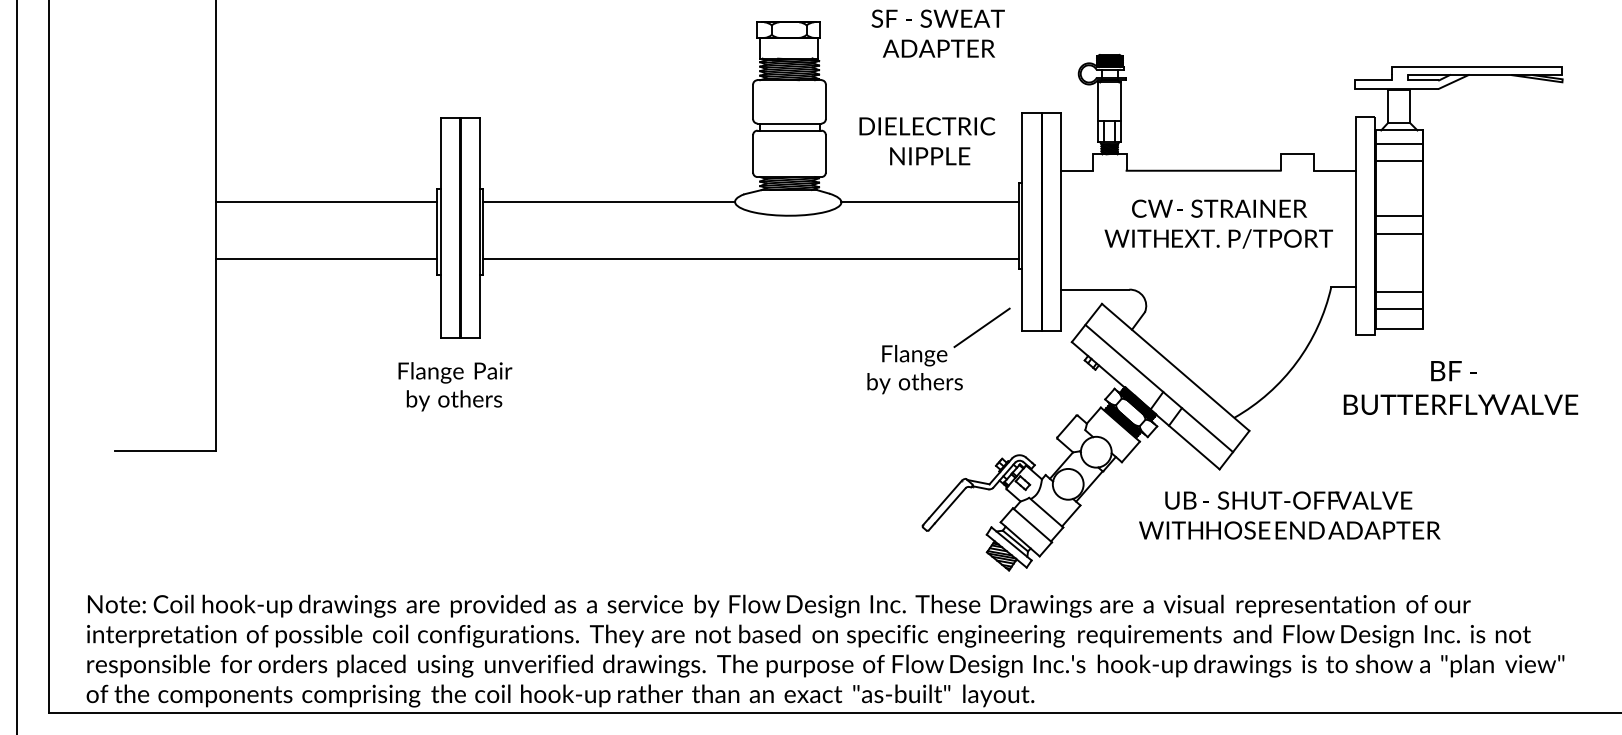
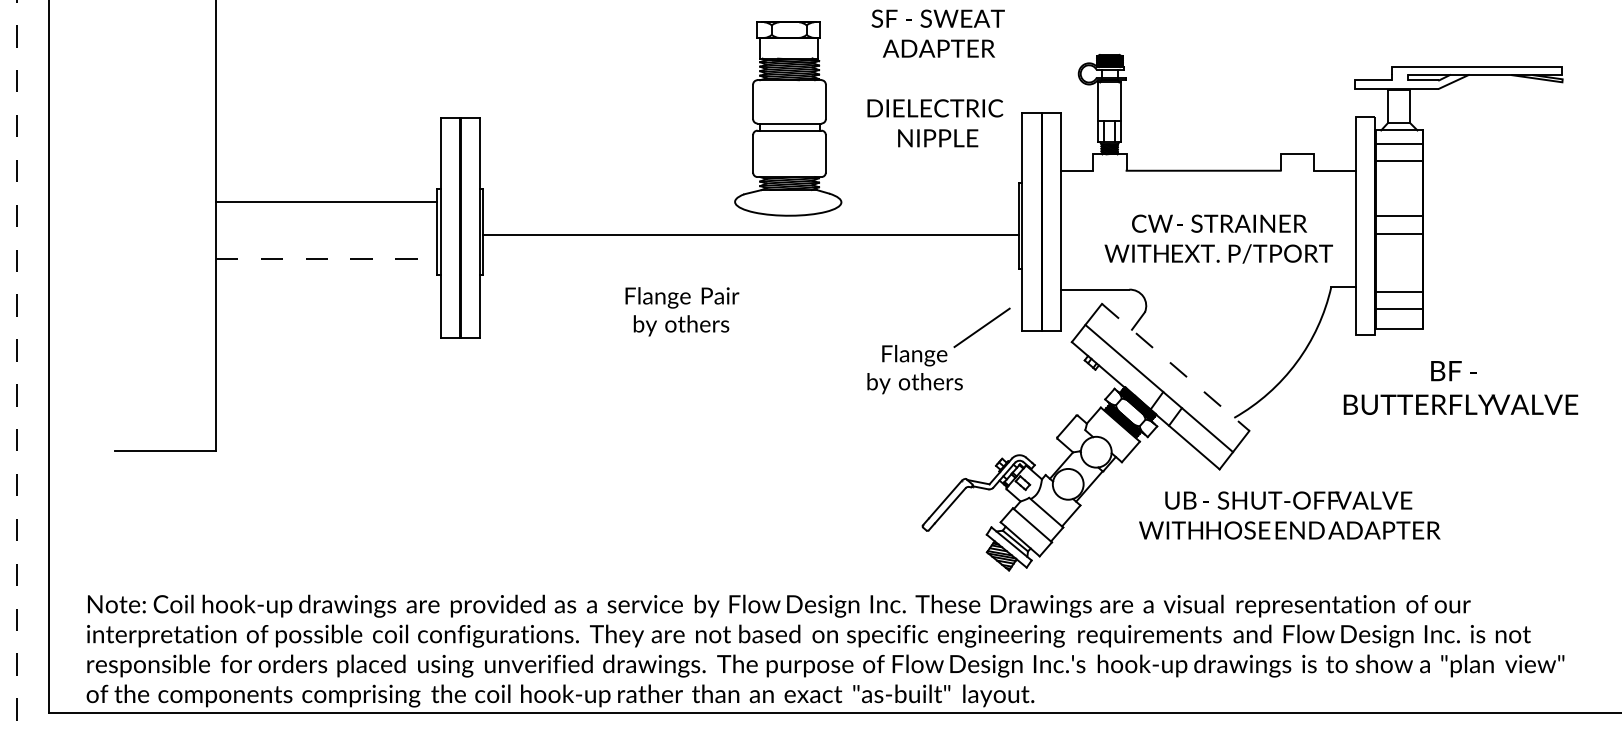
text position: (927, 141) -> (935, 123) (935, 123)
line: present -> none (609, 201)
line: present -> none (929, 201)
text position: (1218, 223) -> (1218, 238) (1218, 238)
line: solid -> dashed (326, 258)
line position: (750, 258) -> (750, 234) (750, 234)
line: solid -> dashed (17, 367)
line: solid -> dashed (1176, 367)
text position: (455, 386) -> (682, 311) (682, 311)
